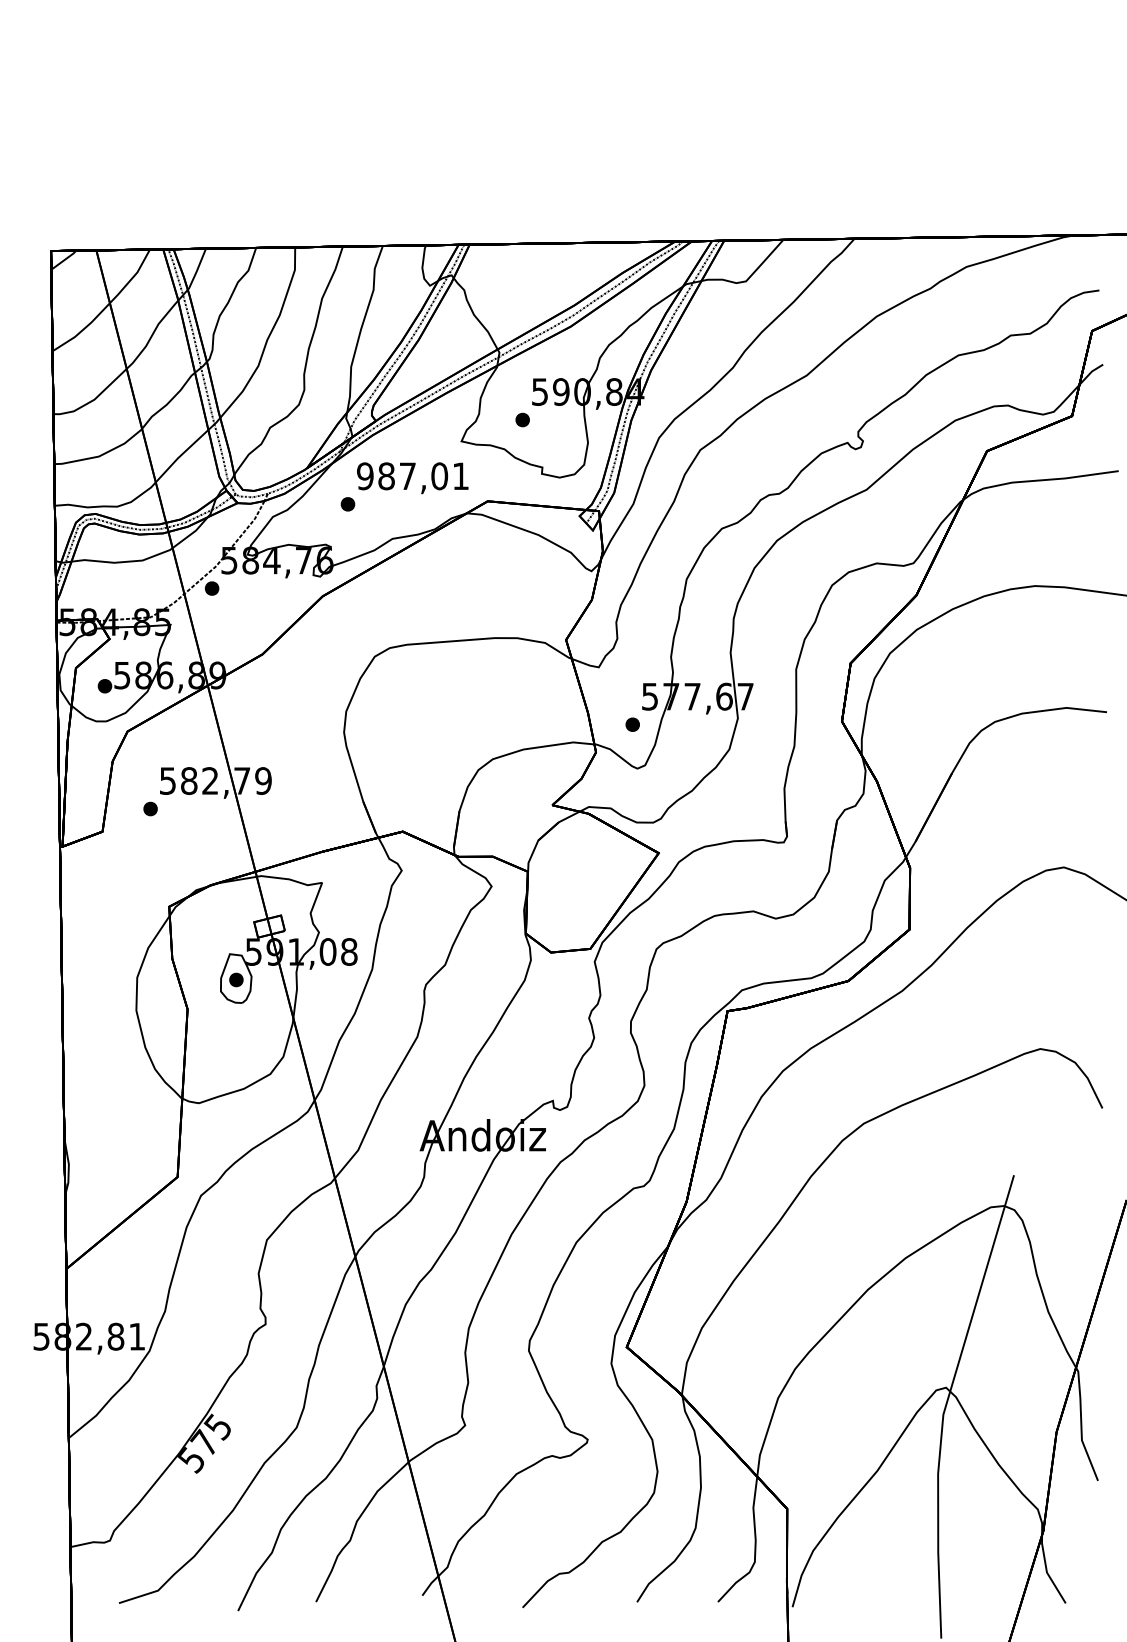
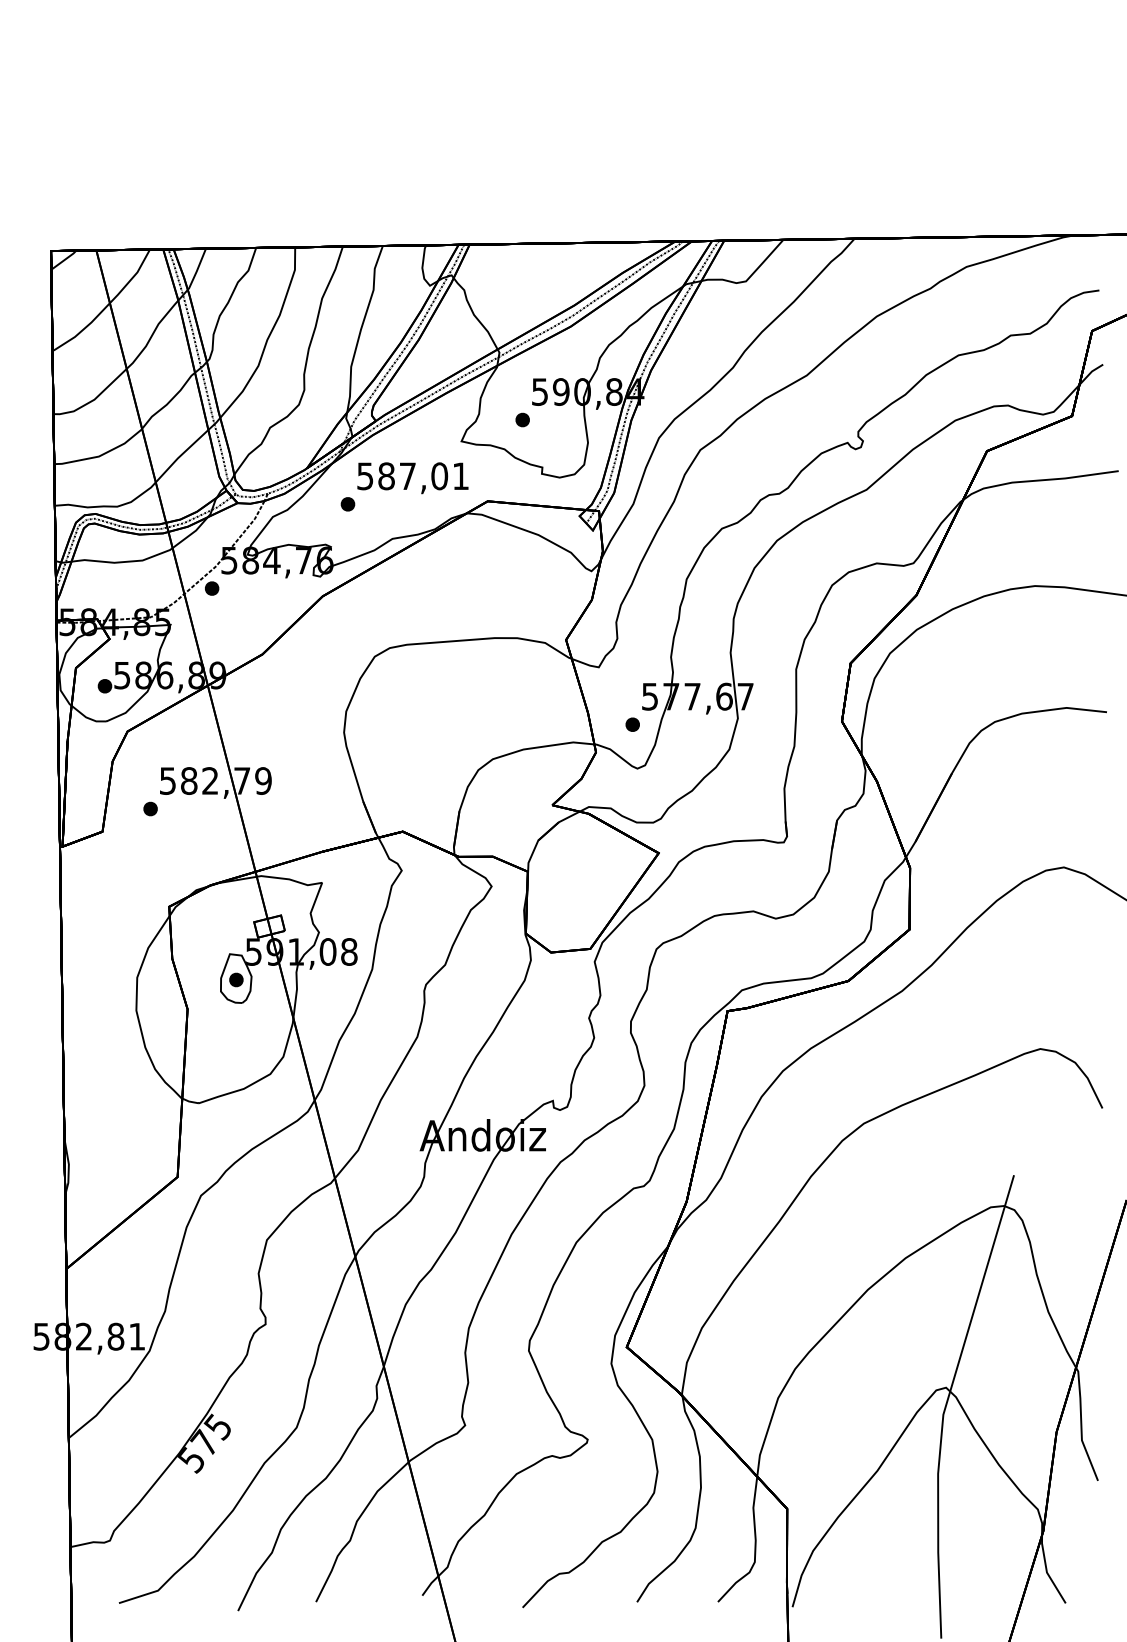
text: 987,01 -> 587,01 (365, 476)
